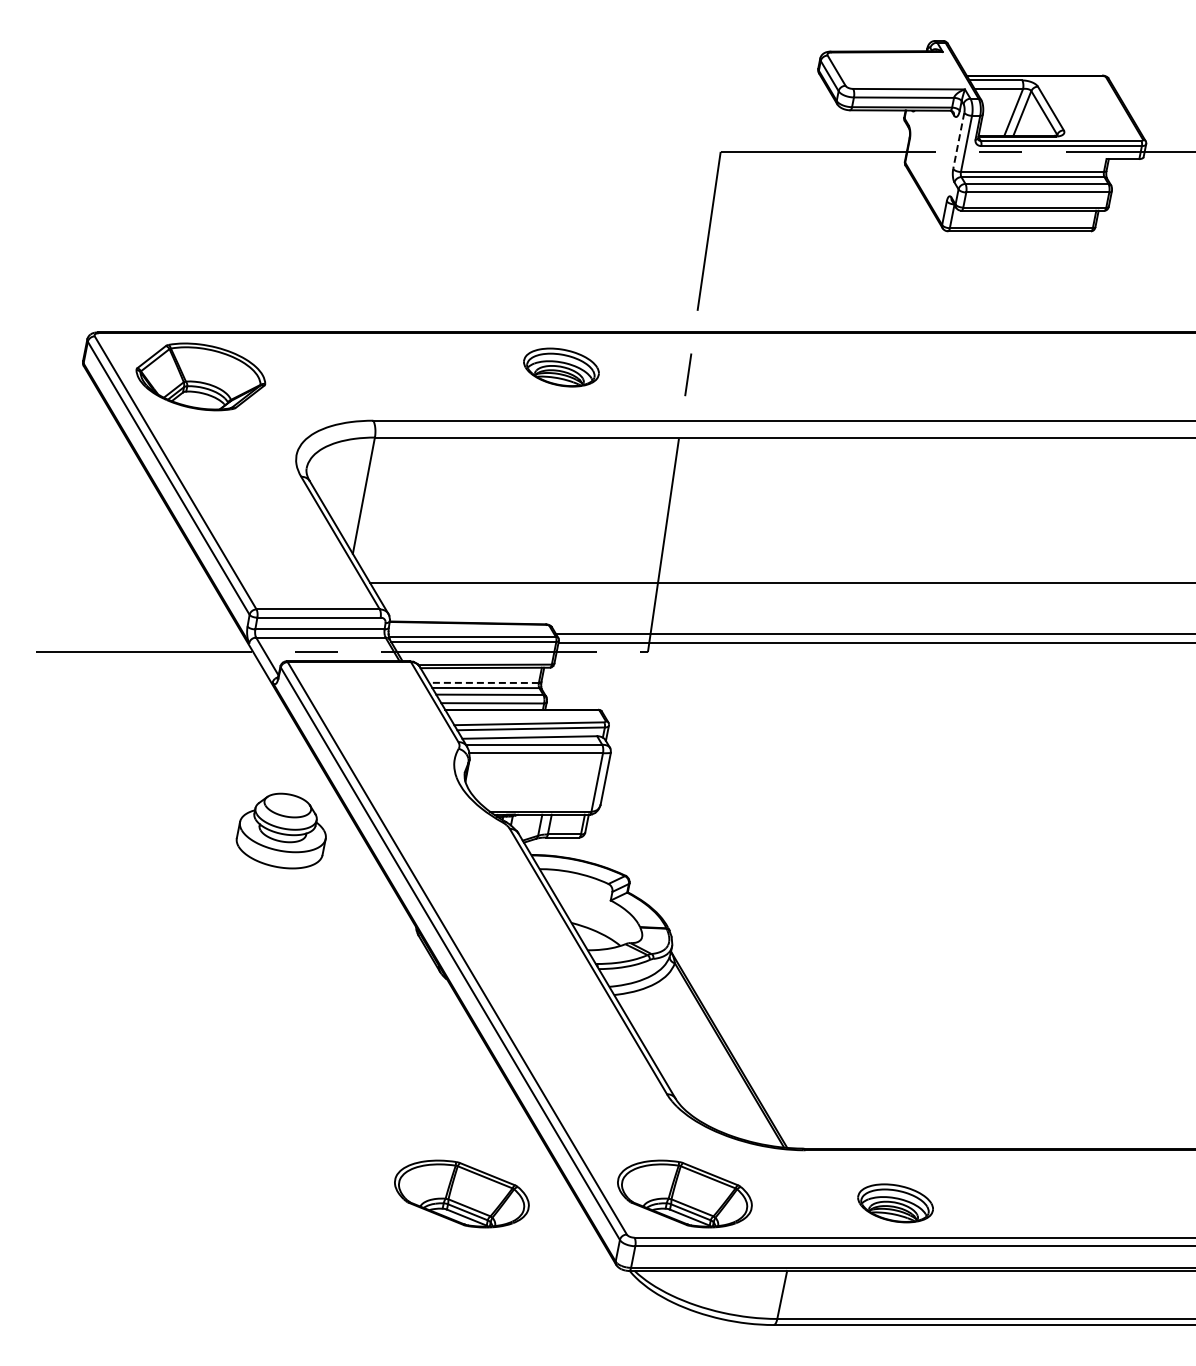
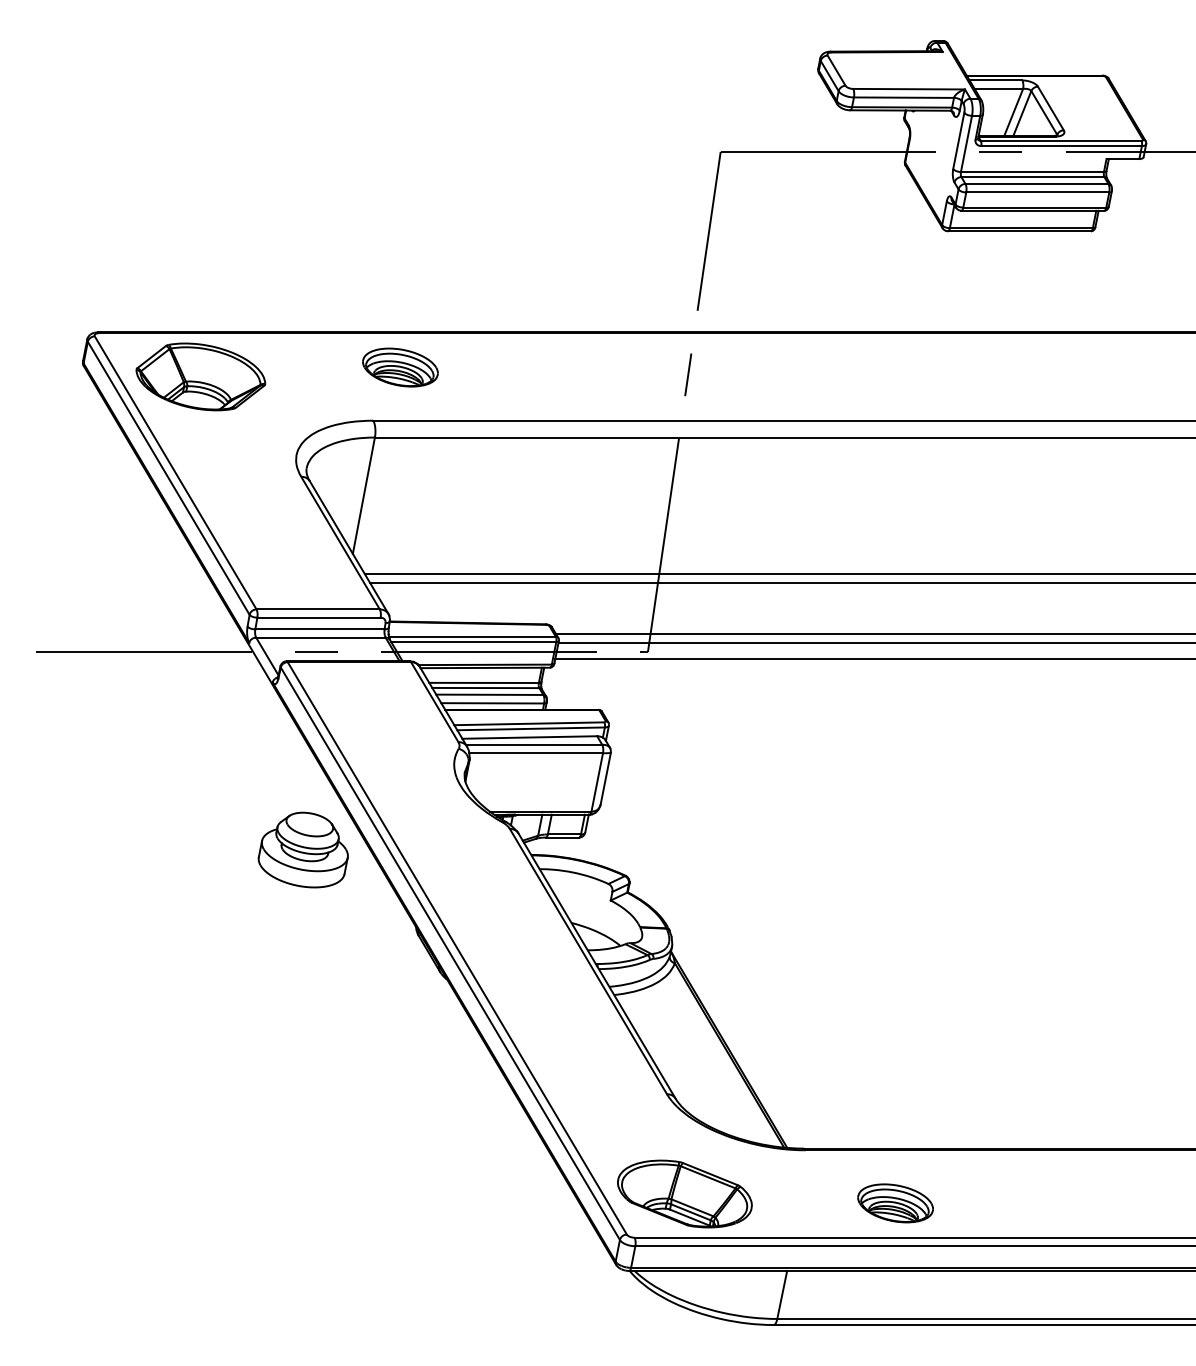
line: dashed -> solid (958, 140)
part position: (561, 367) -> (400, 367) (400, 367)
line: none -> present (778, 574)
line: none -> present (873, 658)
line: dashed -> solid (484, 682)
part position: (280, 830) -> (302, 849) (302, 849)
part: present -> none (461, 1193)
